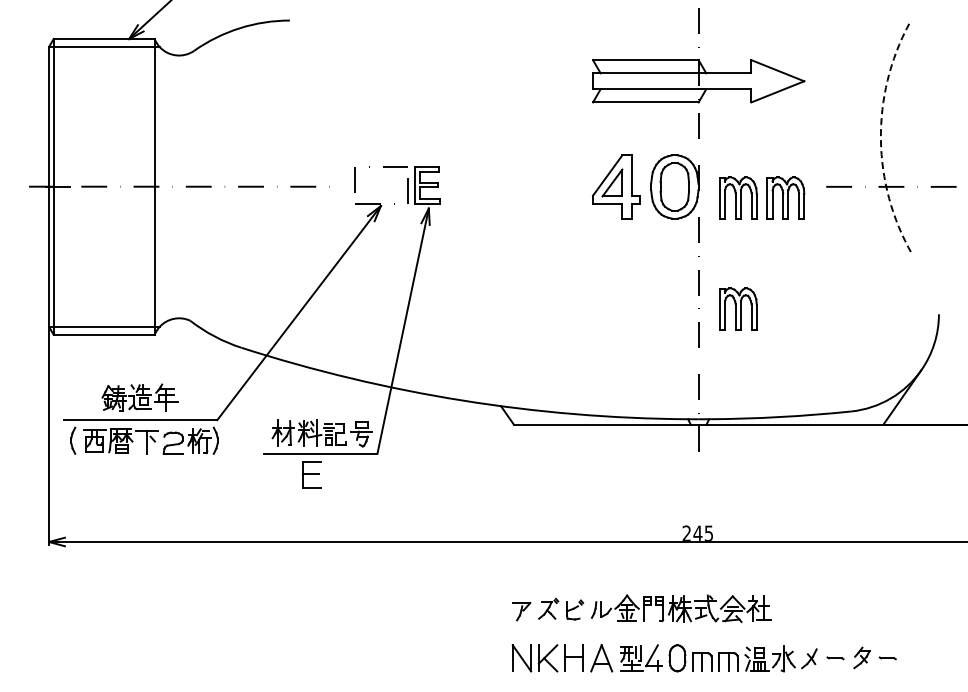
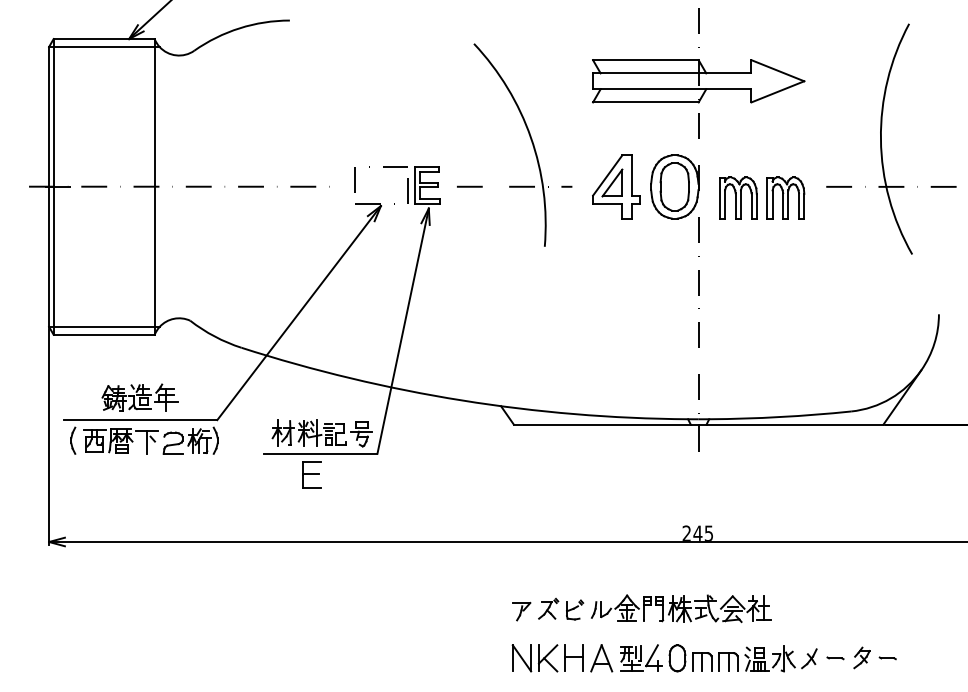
arc: dashed -> solid (880, 139)
part: none -> present (530, 140)
part: present -> none (738, 308)
